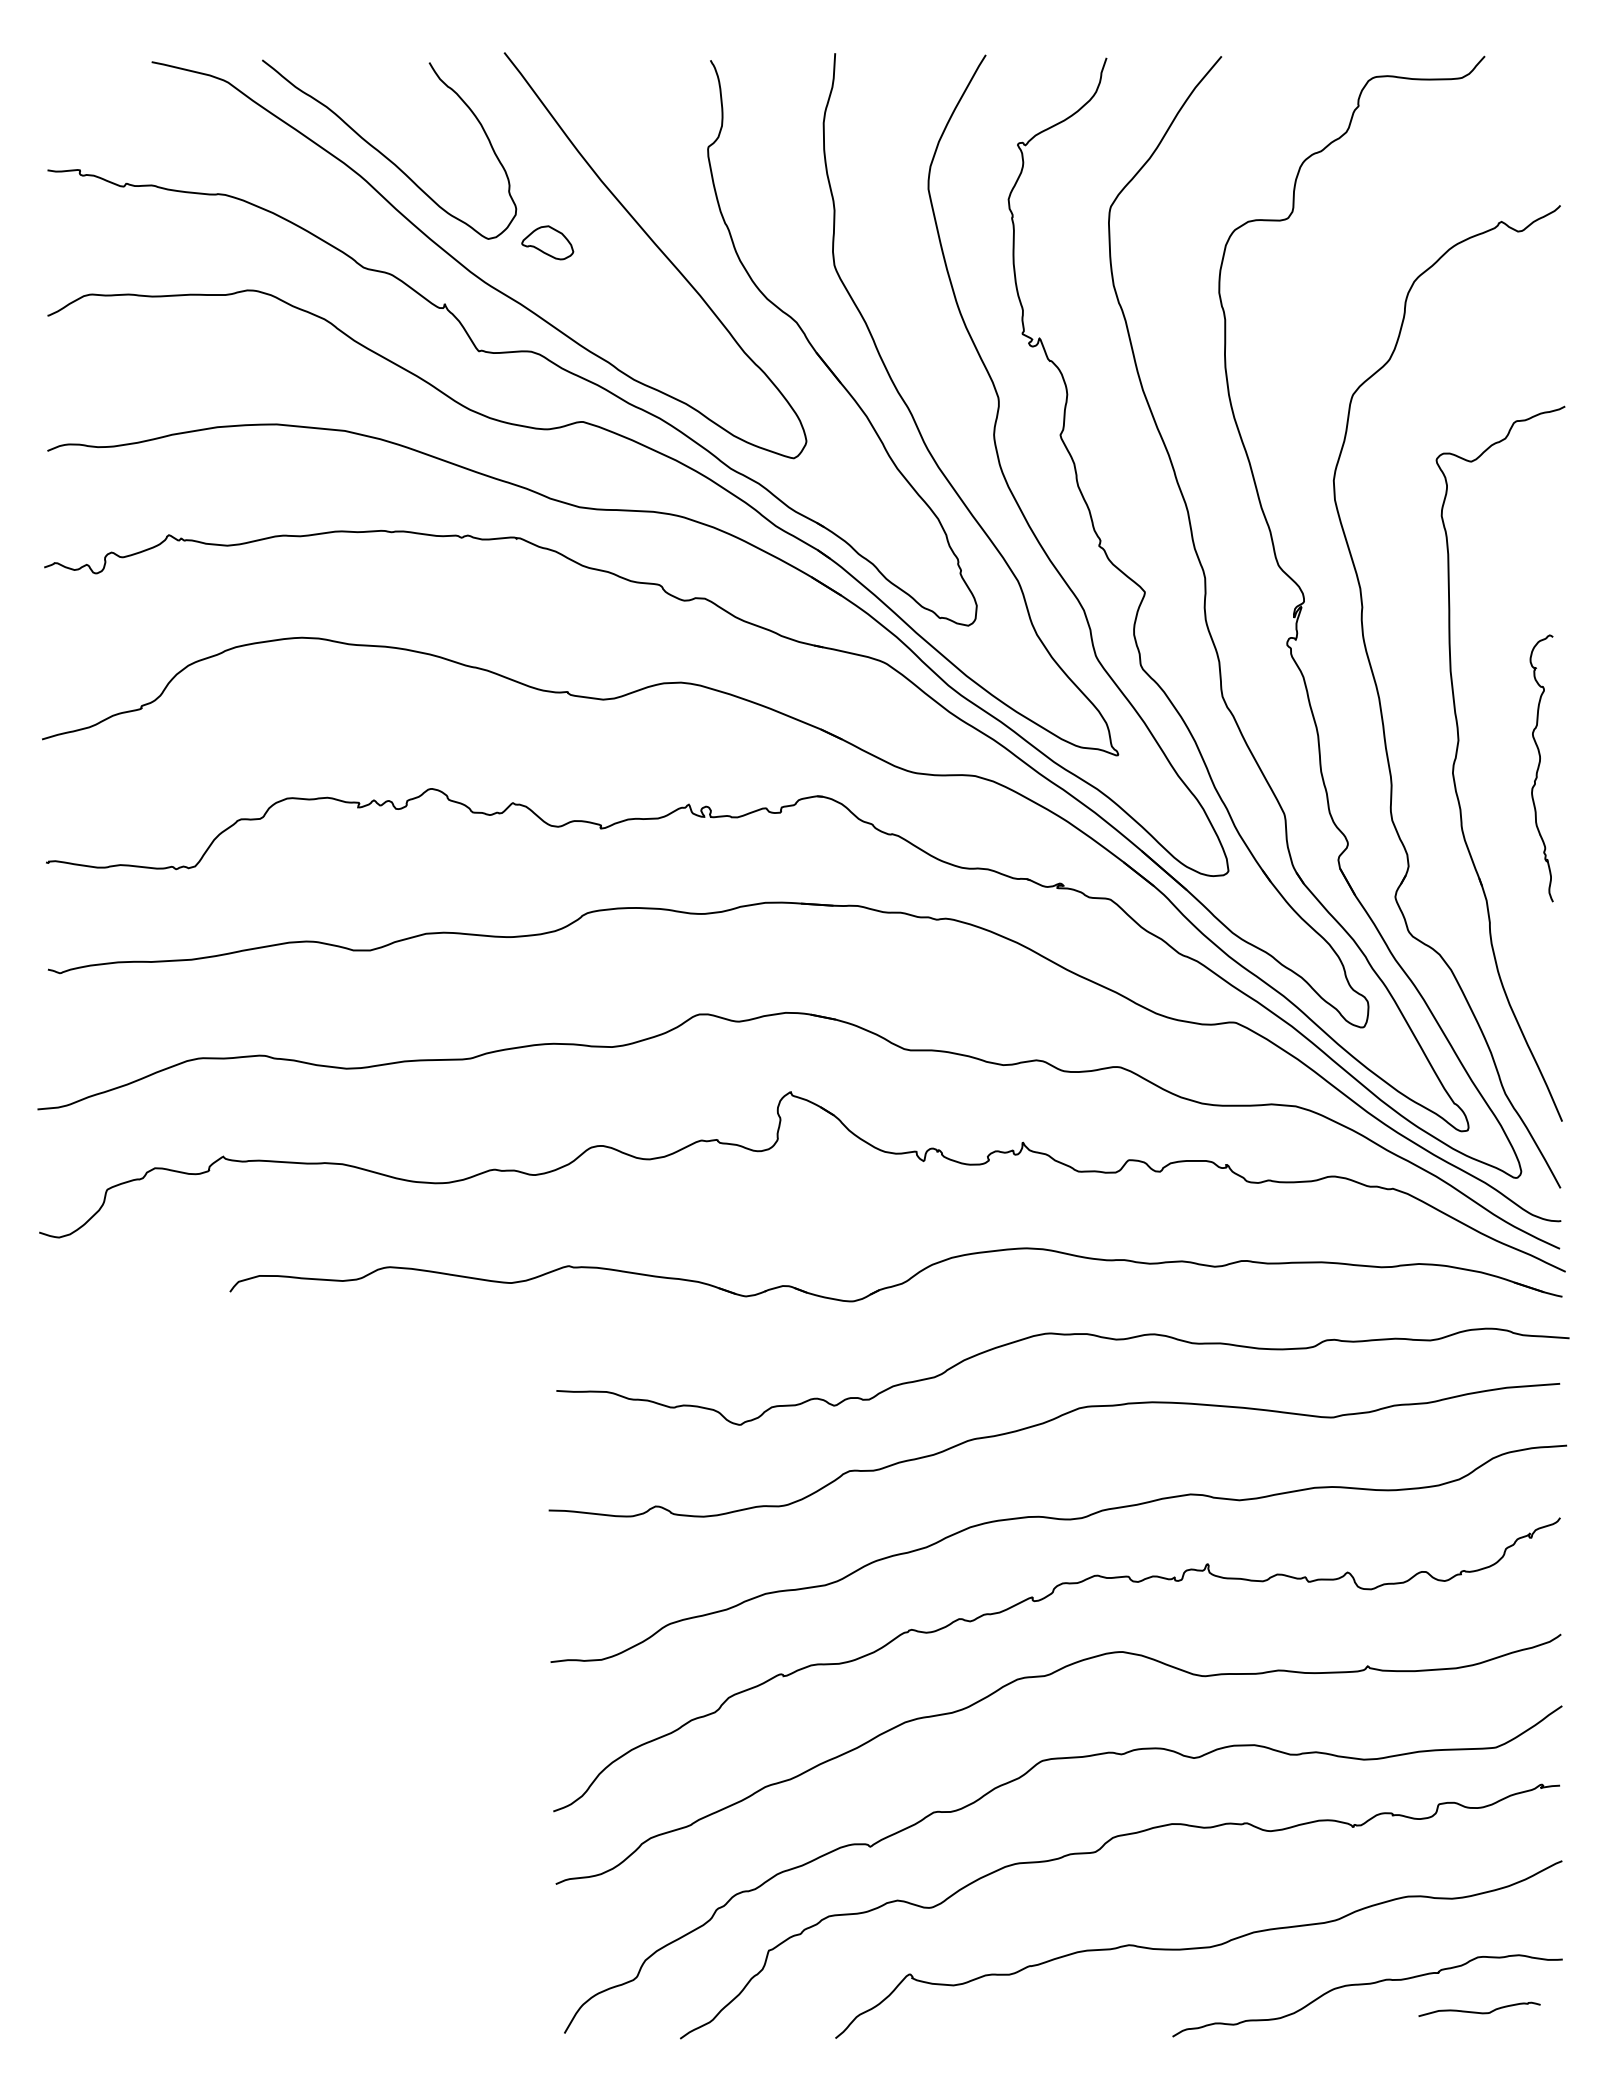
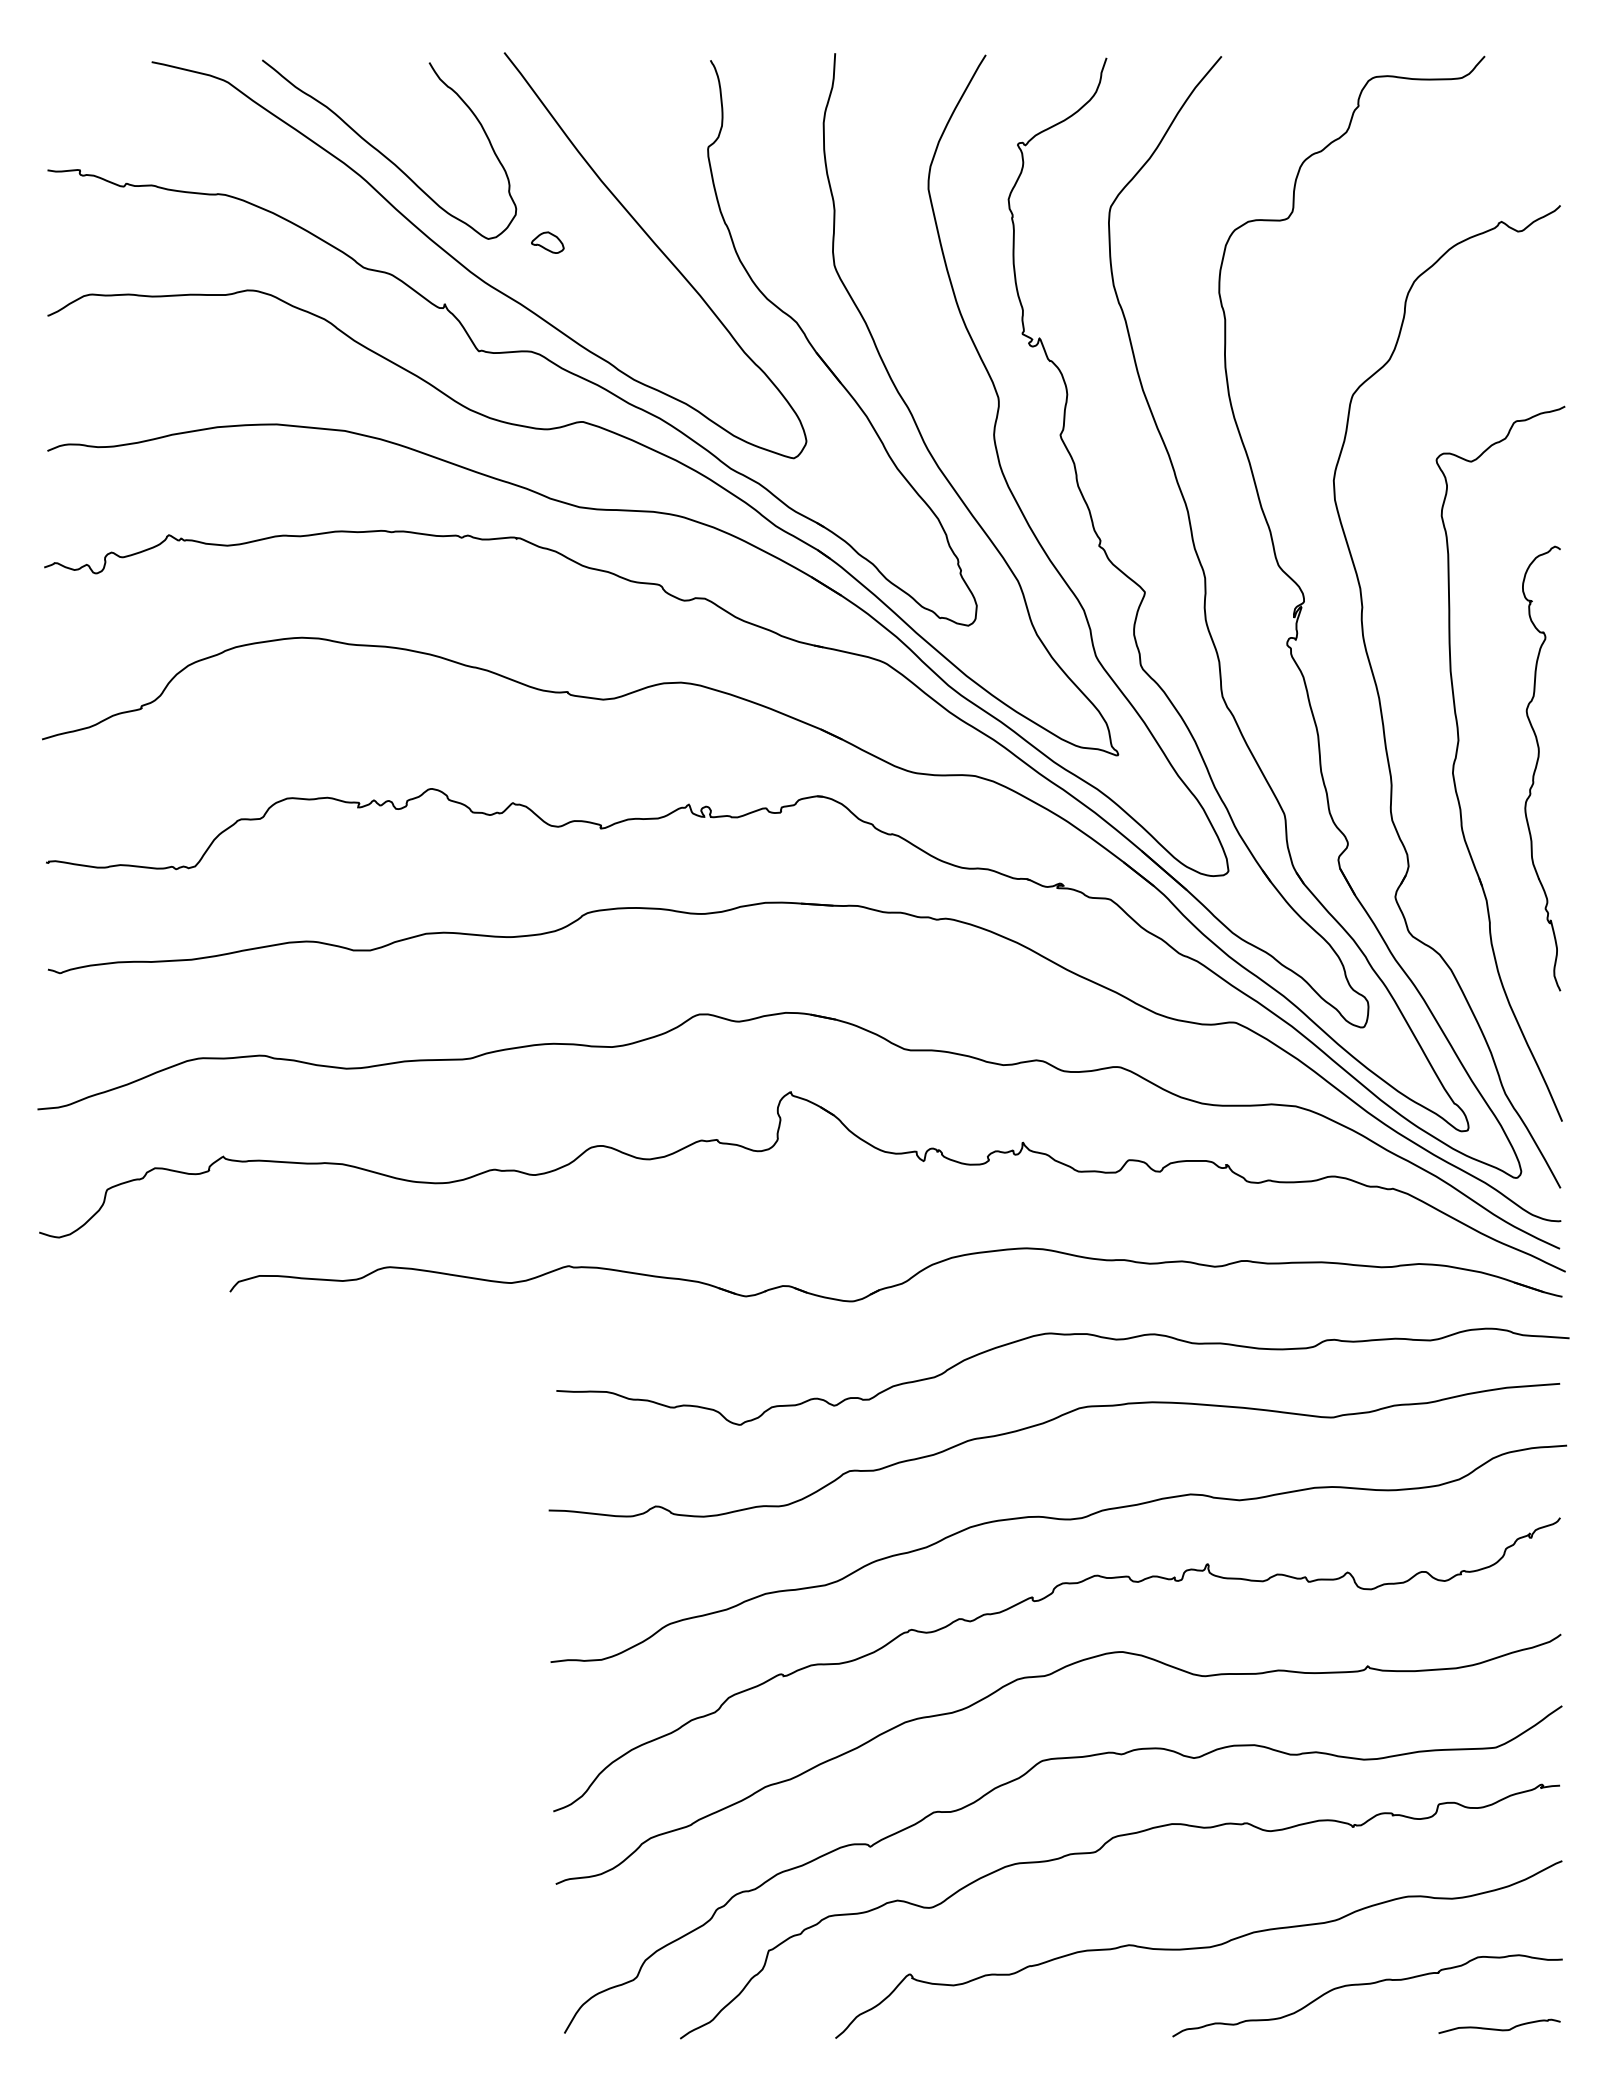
part size: 54x36 px -> 34x23 px (547, 242)
part size: 25x269 px -> 40x447 px (1541, 768)
curve position: (1479, 2012) -> (1499, 2029) (1499, 2029)
